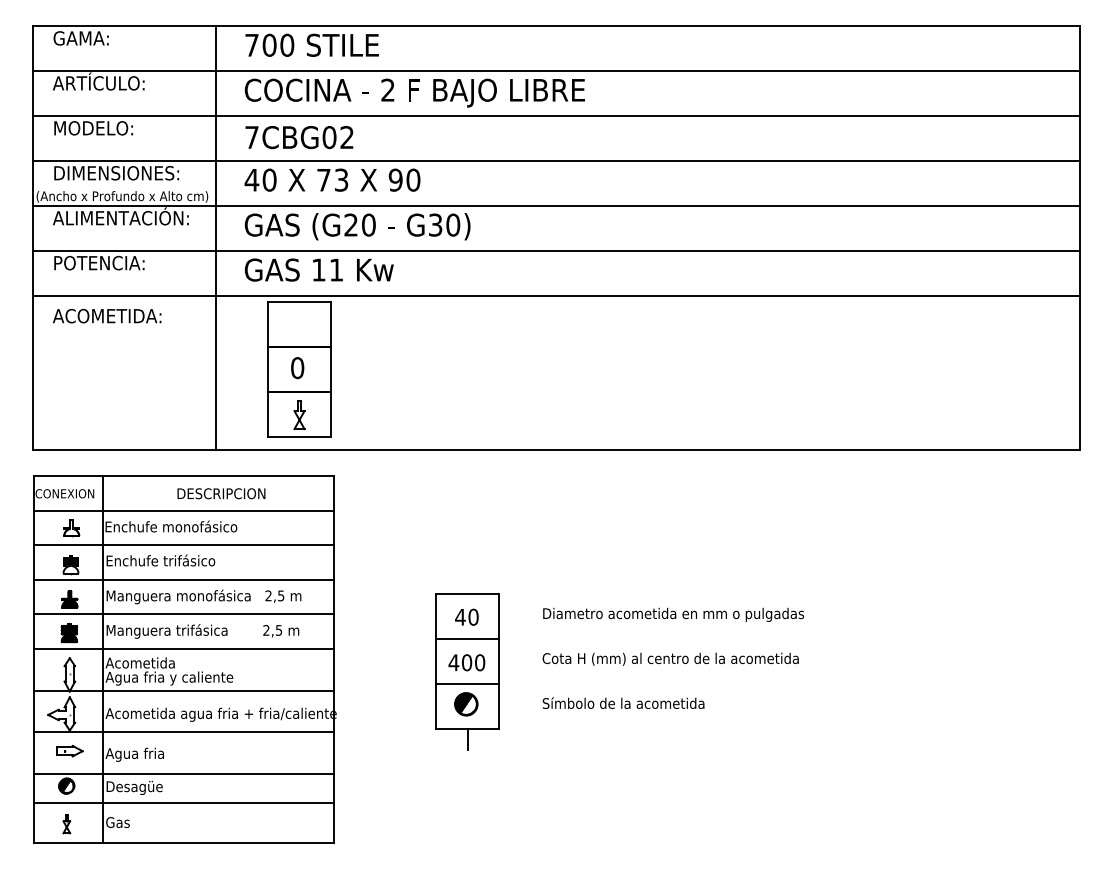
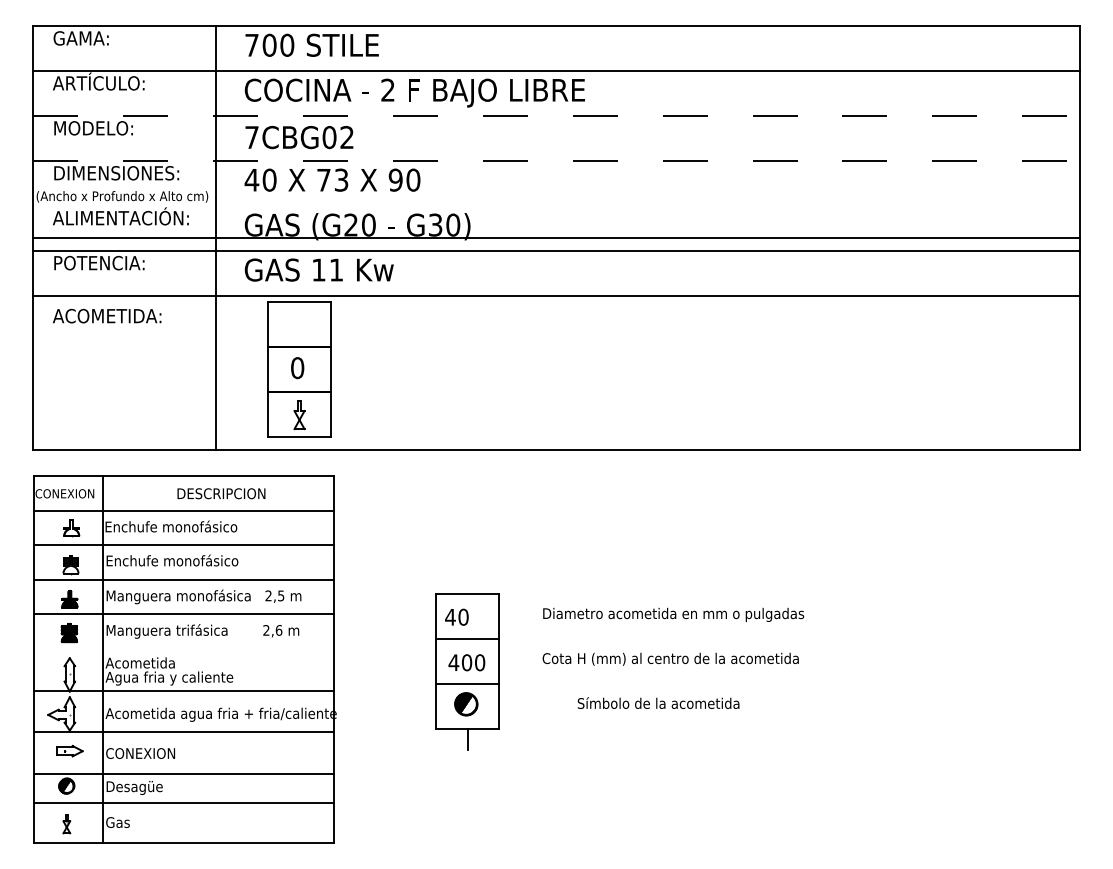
line: solid -> dashed (556, 115)
line: solid -> dashed (556, 160)
line position: (556, 205) -> (556, 237) (556, 237)
text: Enchufe trifásico -> Enchufe monofásico (200, 560)
text position: (466, 616) -> (456, 616) (456, 616)
text: 2,5 -> 2,6 (278, 630)
line: present -> none (184, 649)
text position: (623, 702) -> (658, 702) (658, 702)
text: Agua fria -> CONEXION (140, 754)
